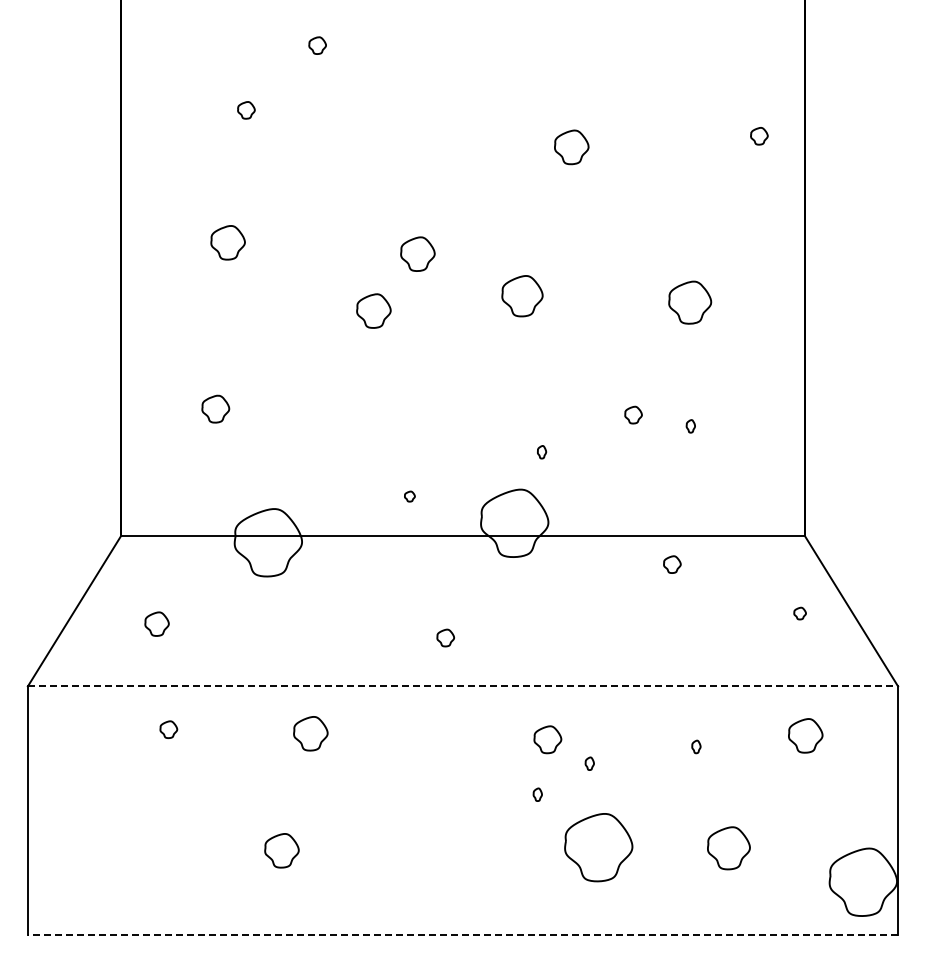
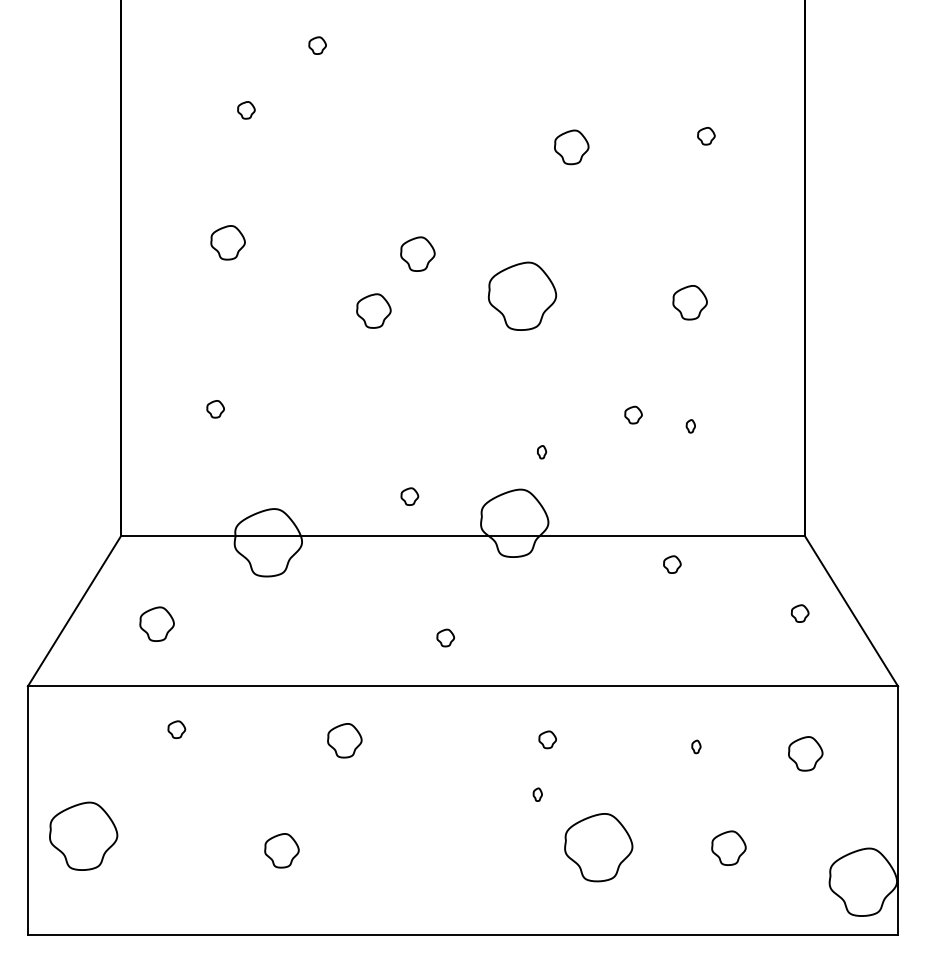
part position: (759, 136) -> (706, 136) (706, 136)
part size: 43x43 px -> 71x70 px (522, 295)
part size: 45x45 px -> 36x36 px (689, 302)
part size: 30x30 px -> 19x19 px (215, 409)
part size: 12x13 px -> 20x19 px (409, 496)
part size: 14x15 px -> 20x19 px (799, 613)
part size: 26x26 px -> 36x36 px (156, 623)
line: dashed -> solid (463, 686)
part position: (168, 729) -> (176, 729) (176, 729)
part position: (310, 733) -> (344, 740) (344, 740)
part position: (805, 735) -> (805, 753) (805, 753)
part size: 30x30 px -> 19x20 px (547, 739)
part: present -> none (589, 763)
part: none -> present (83, 835)
part size: 44x45 px -> 36x36 px (728, 847)
line: dashed -> solid (462, 935)
